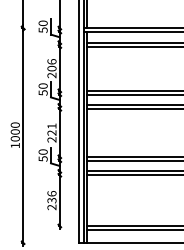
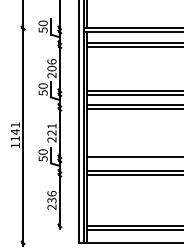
text: 1000 -> 1141 (14, 131)
line: present -> none (133, 160)
